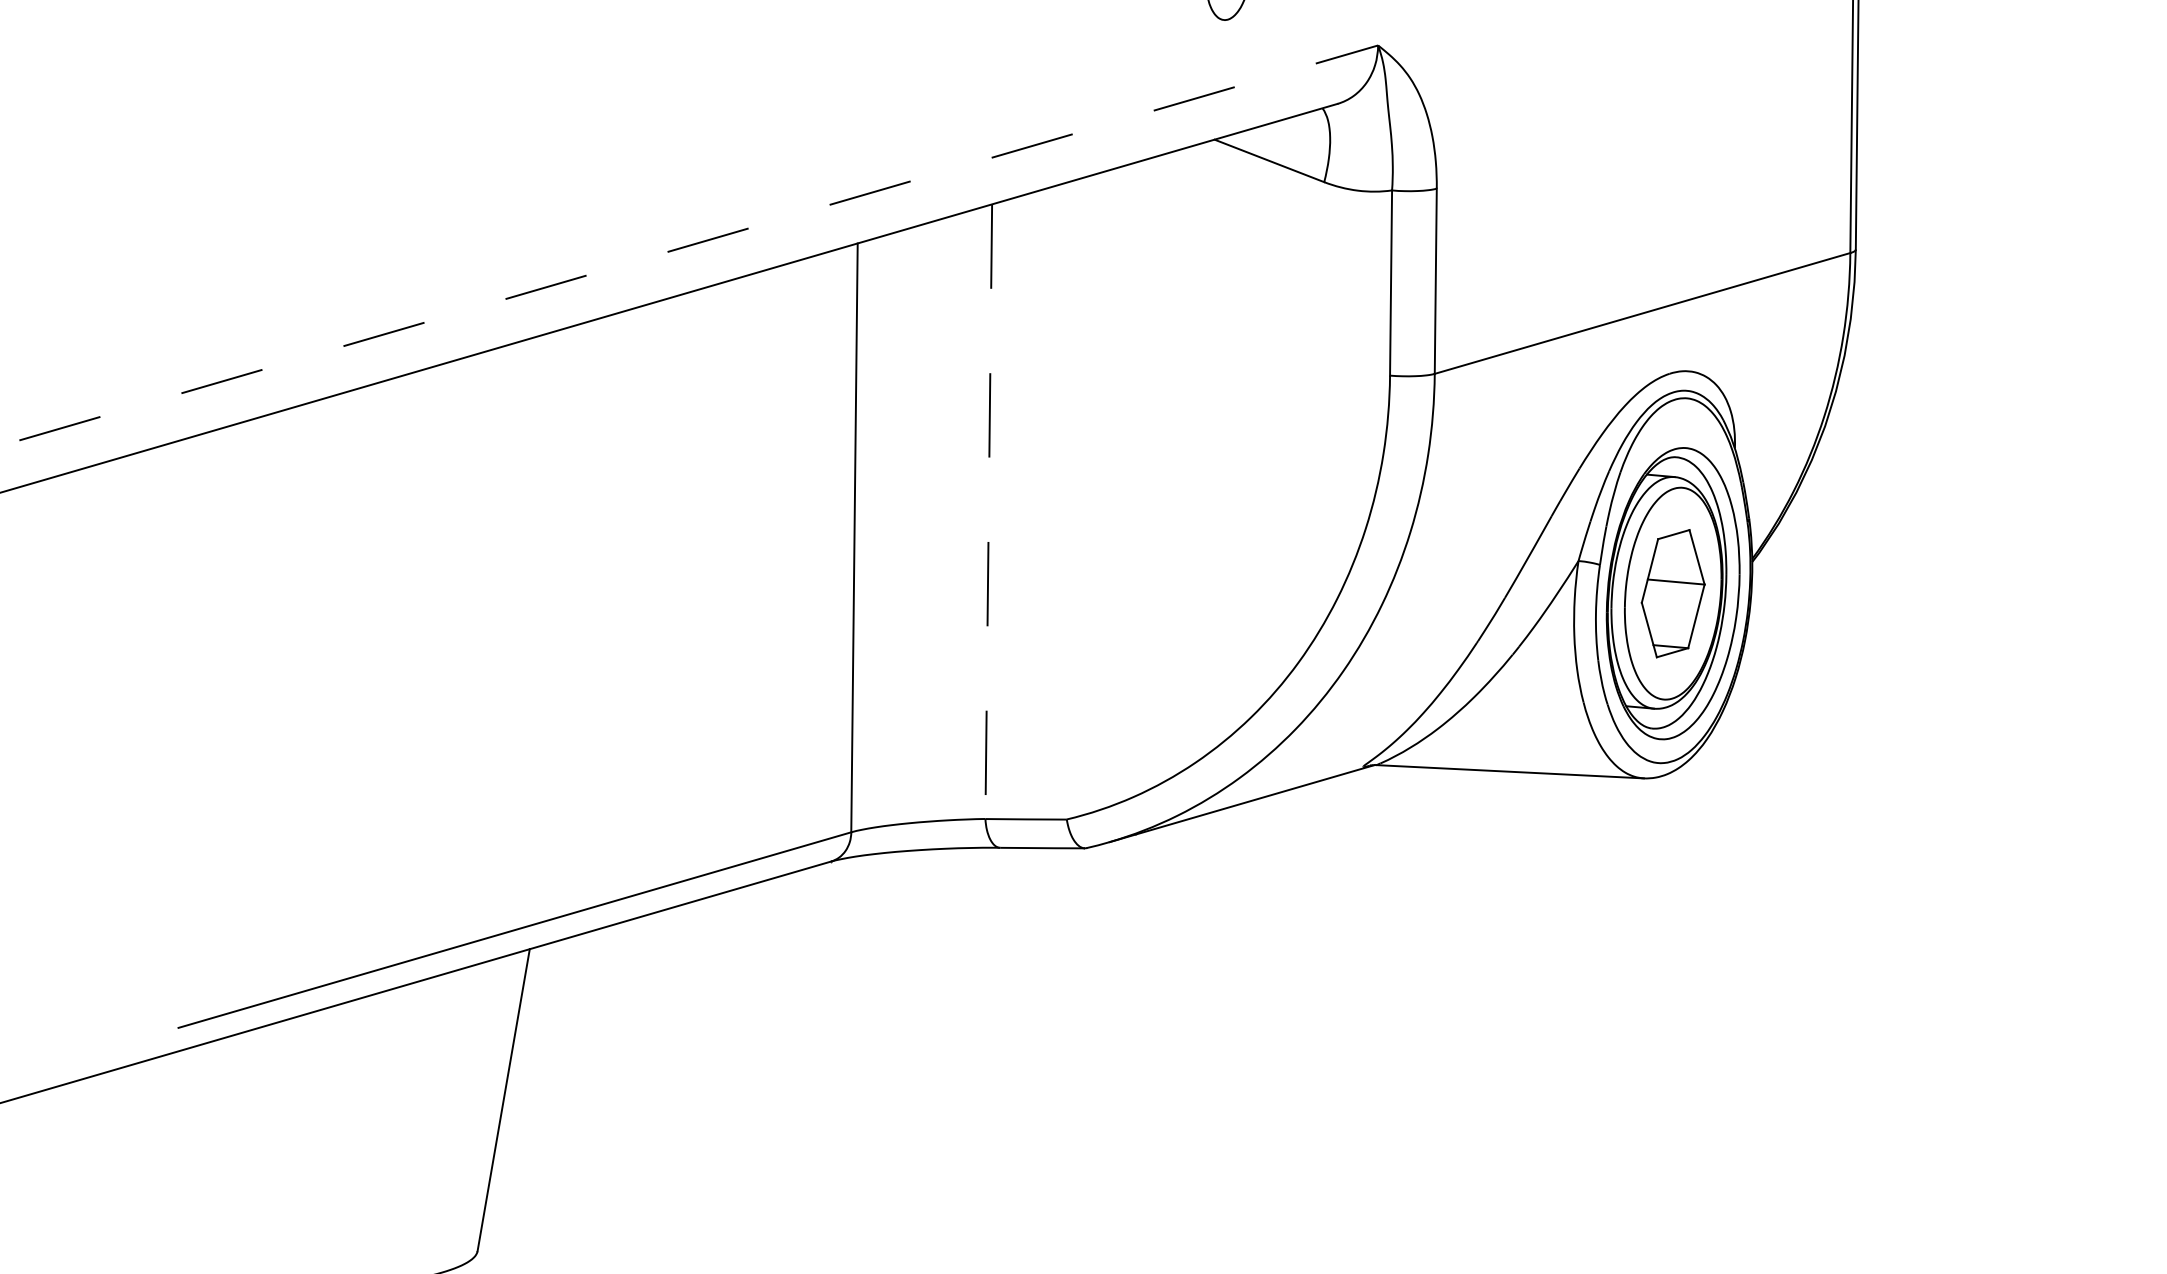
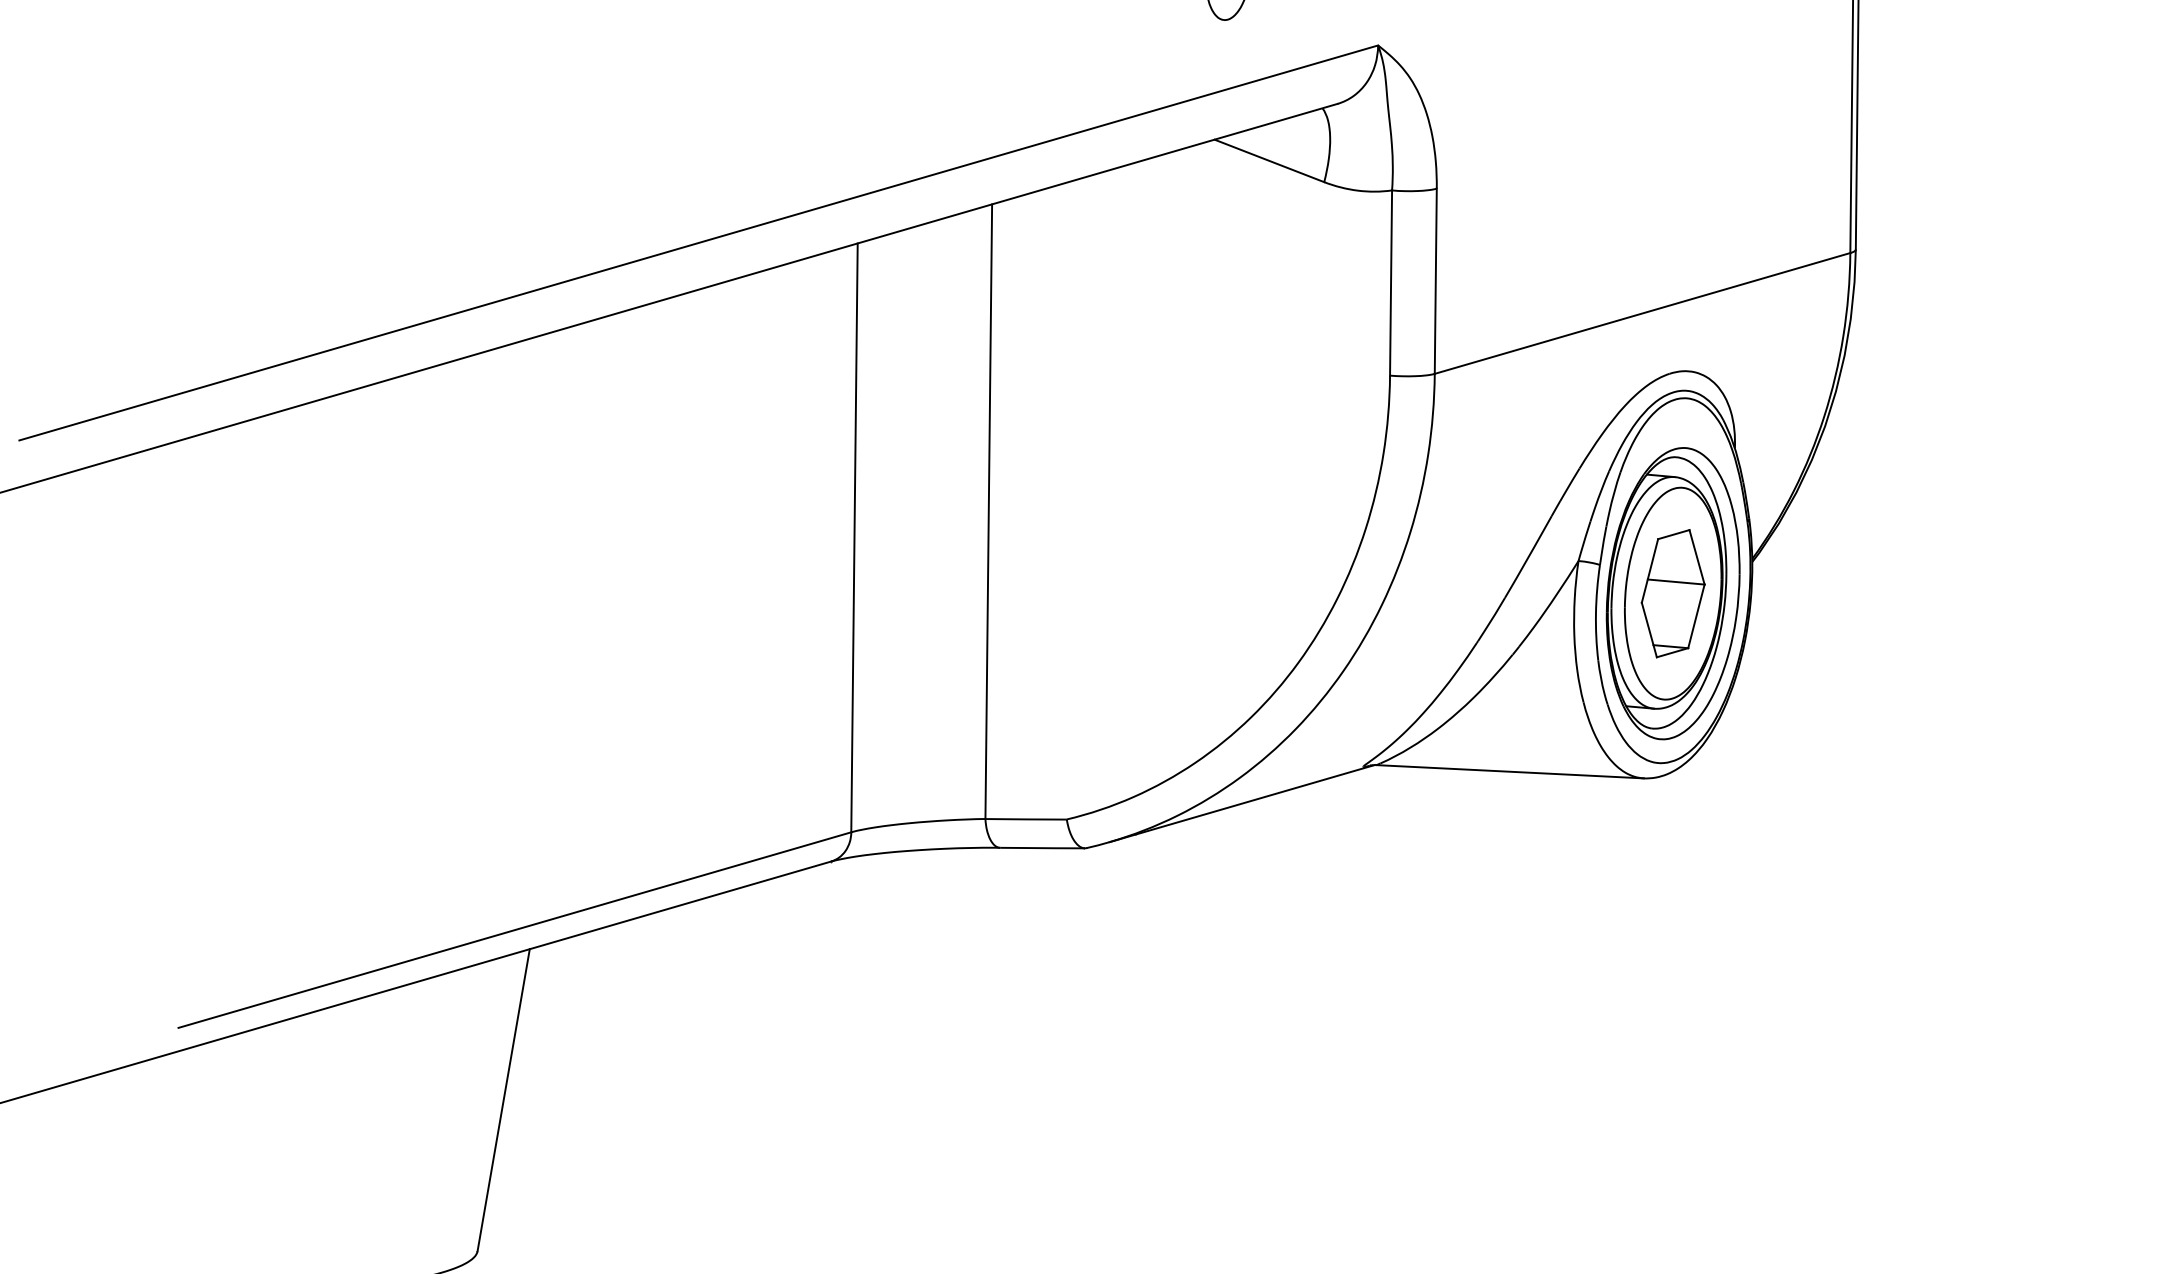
line: dashed -> solid (698, 242)
line: dashed -> solid (988, 512)
